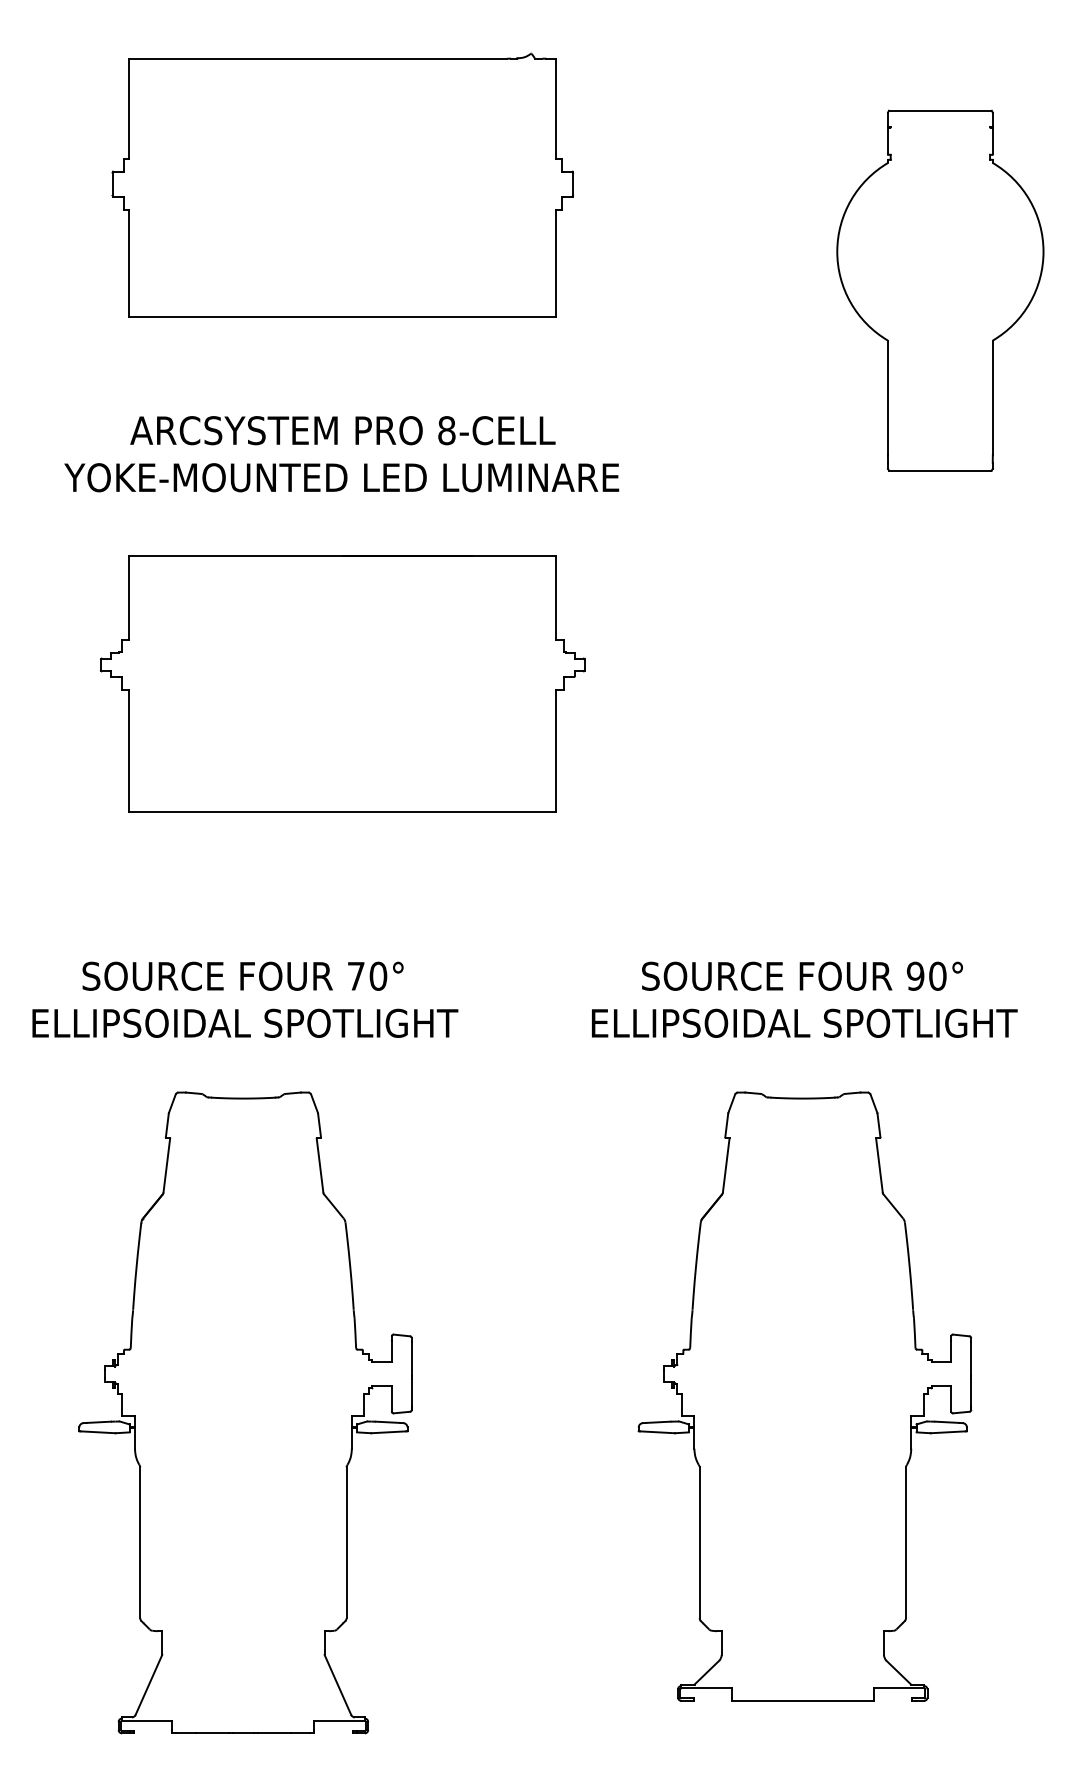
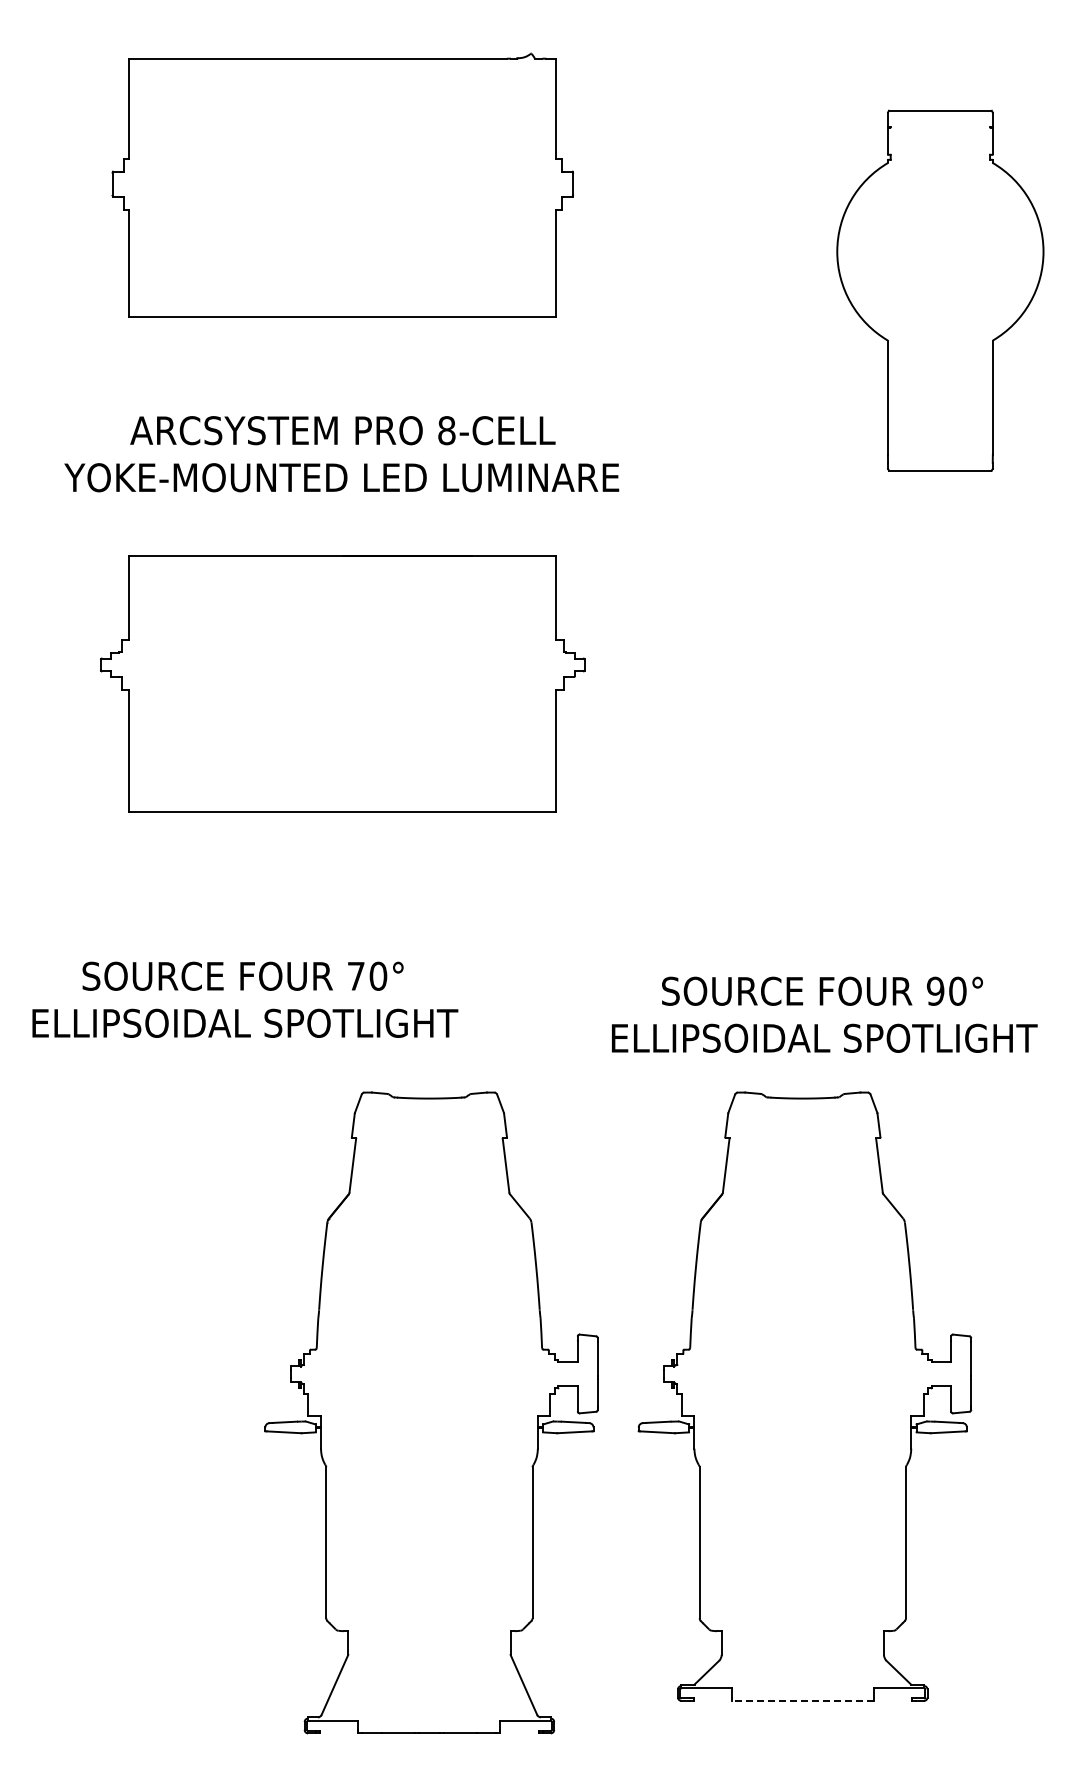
text position: (804, 999) -> (824, 1014) (824, 1014)
part position: (245, 1412) -> (431, 1412) (431, 1412)
line: solid -> dashed (802, 1700)
